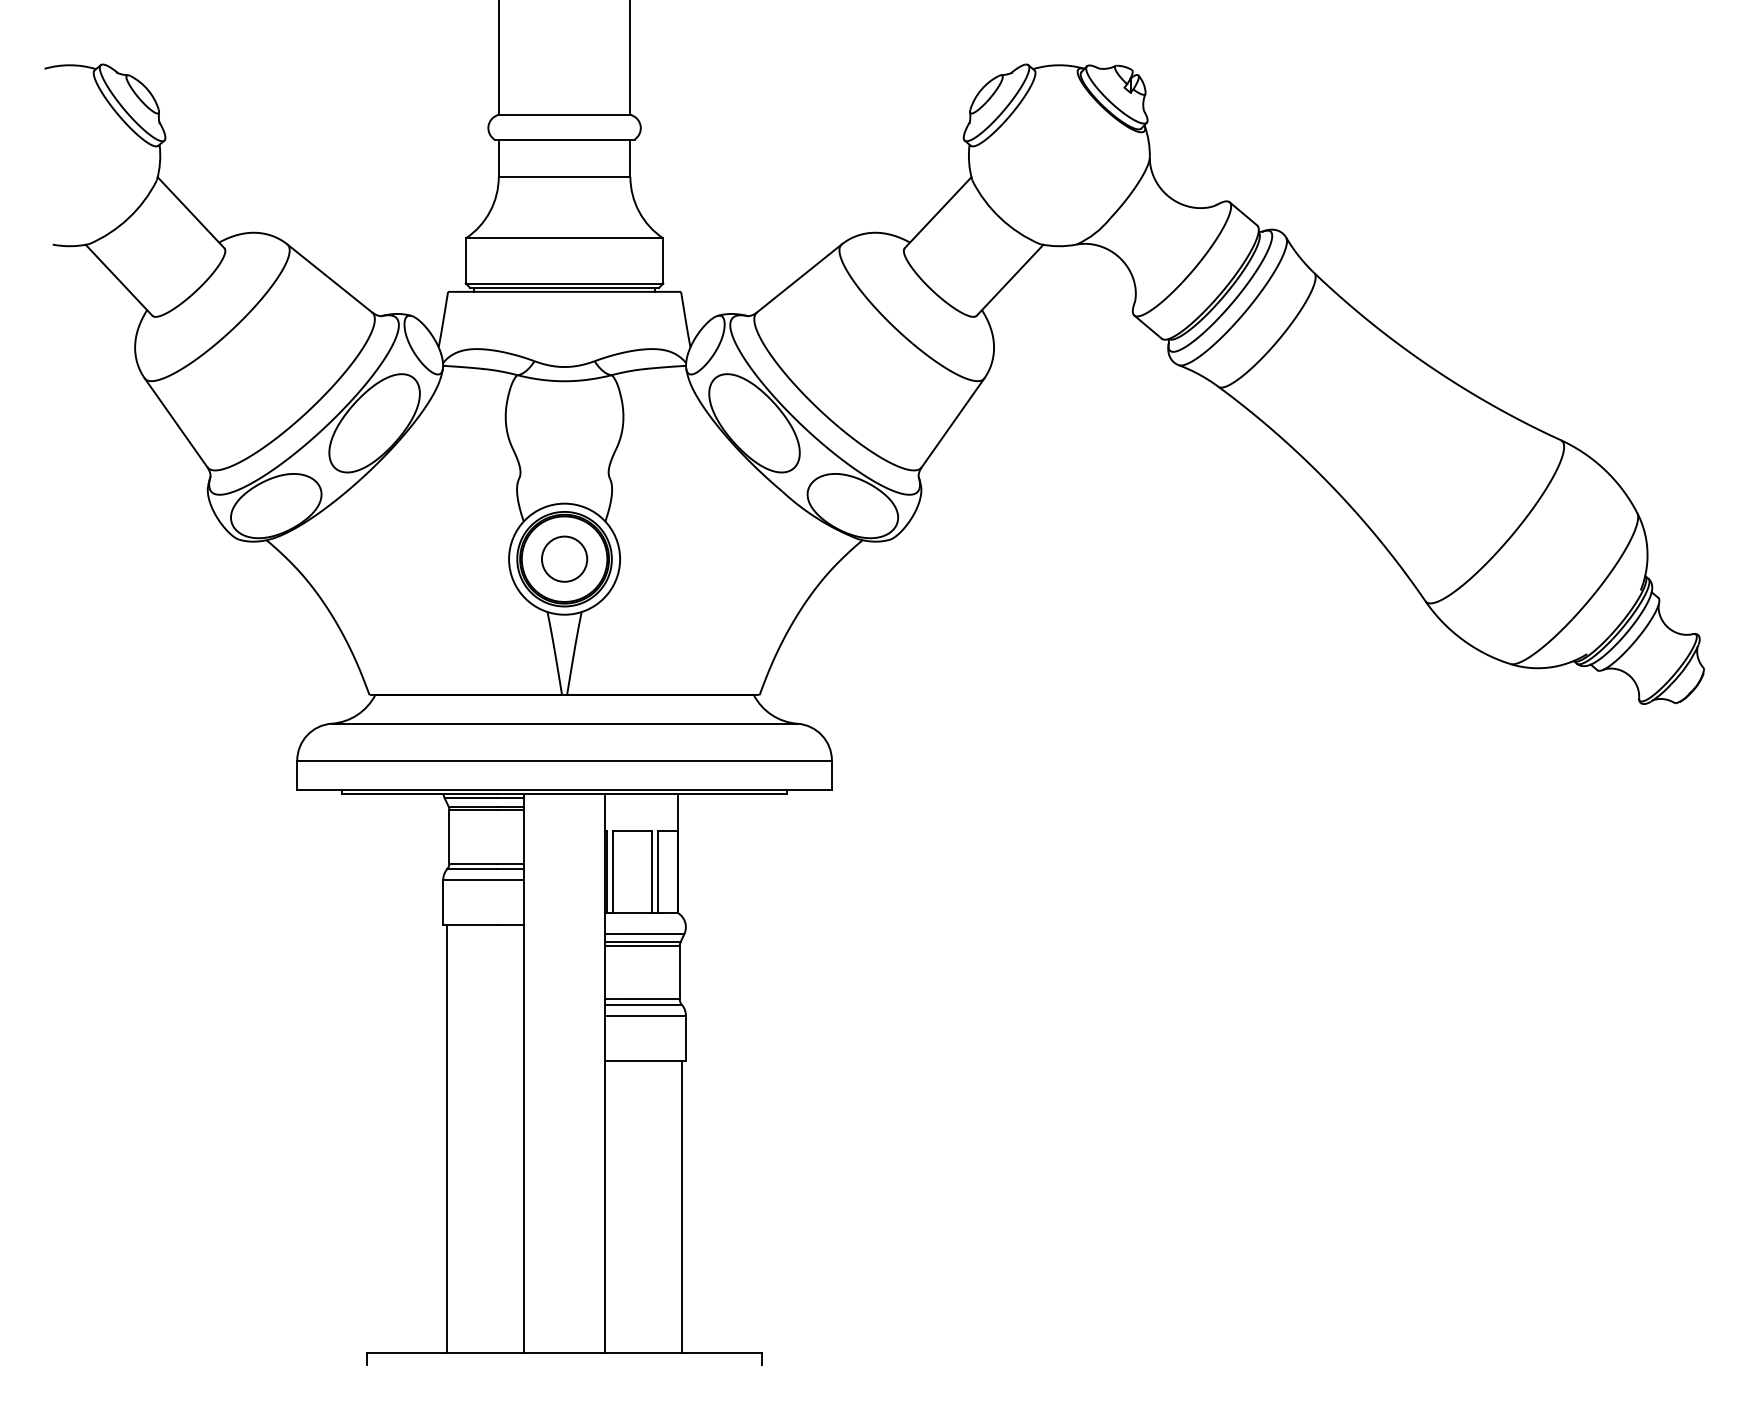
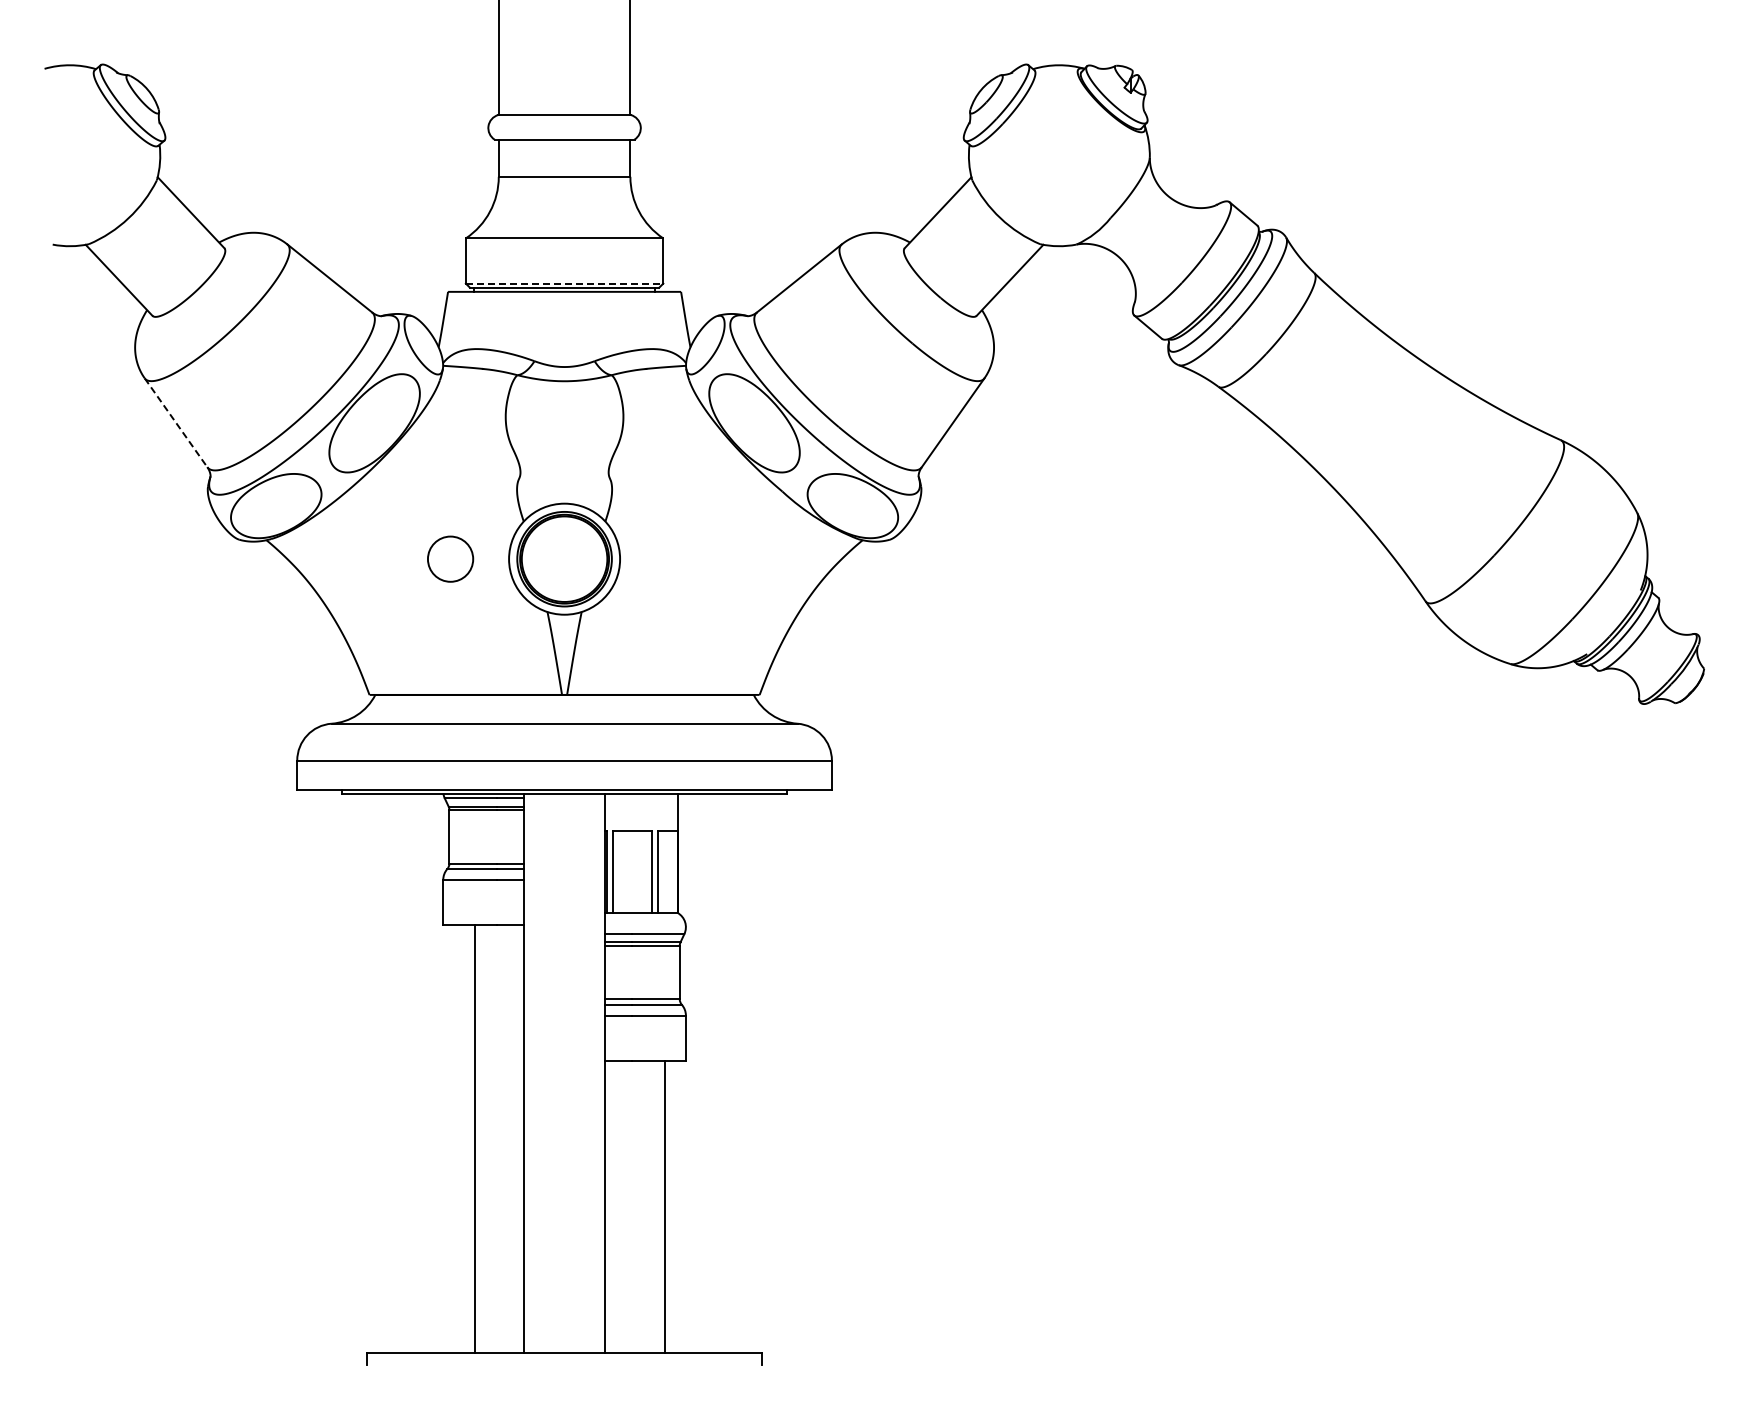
line: solid -> dashed (564, 283)
line: solid -> dashed (176, 423)
circle position: (564, 558) -> (450, 558) (450, 558)
line position: (447, 1139) -> (475, 1139) (475, 1139)
line position: (681, 1206) -> (664, 1206) (664, 1206)
